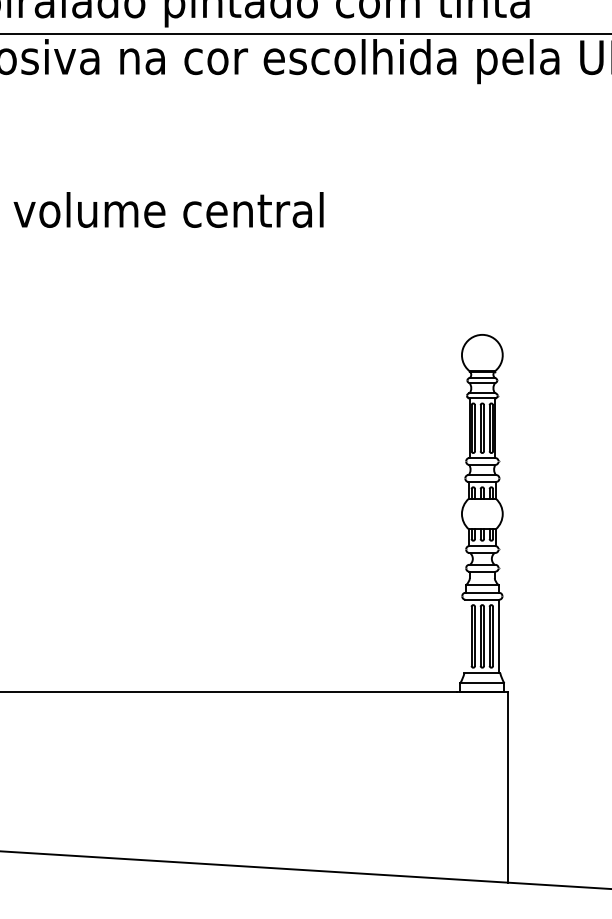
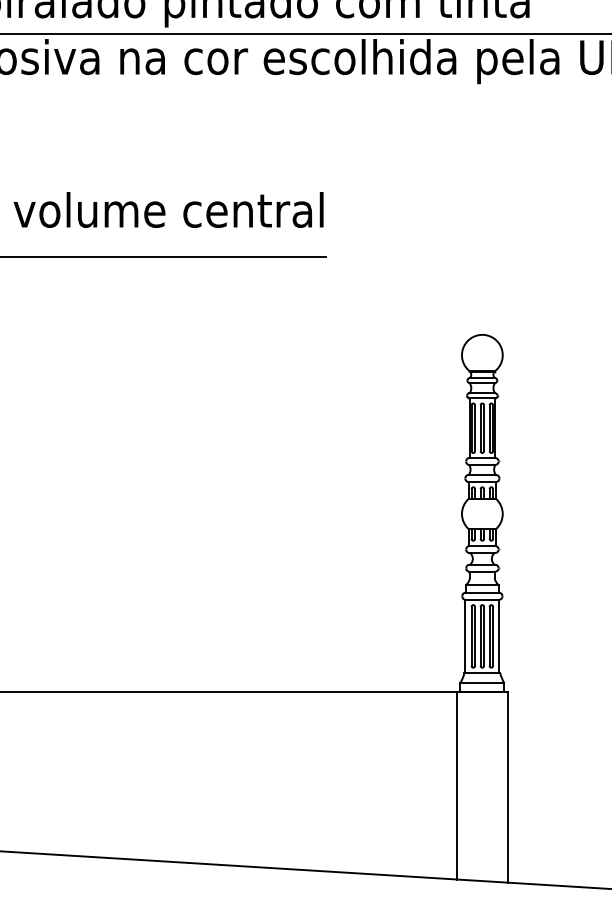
line: none -> present (163, 257)
line: none -> present (465, 636)
line: none -> present (456, 785)
